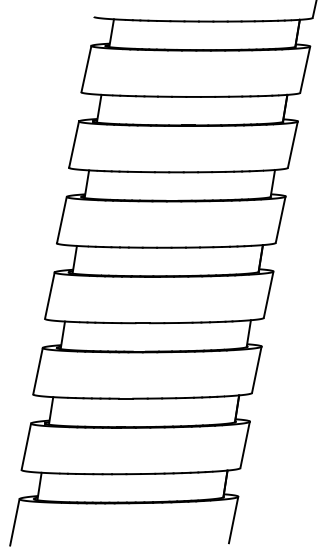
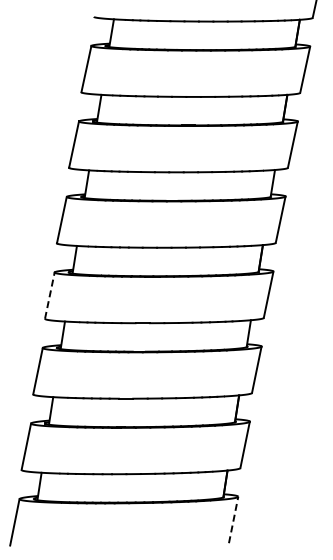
line: solid -> dashed (49, 295)
line: solid -> dashed (233, 519)
